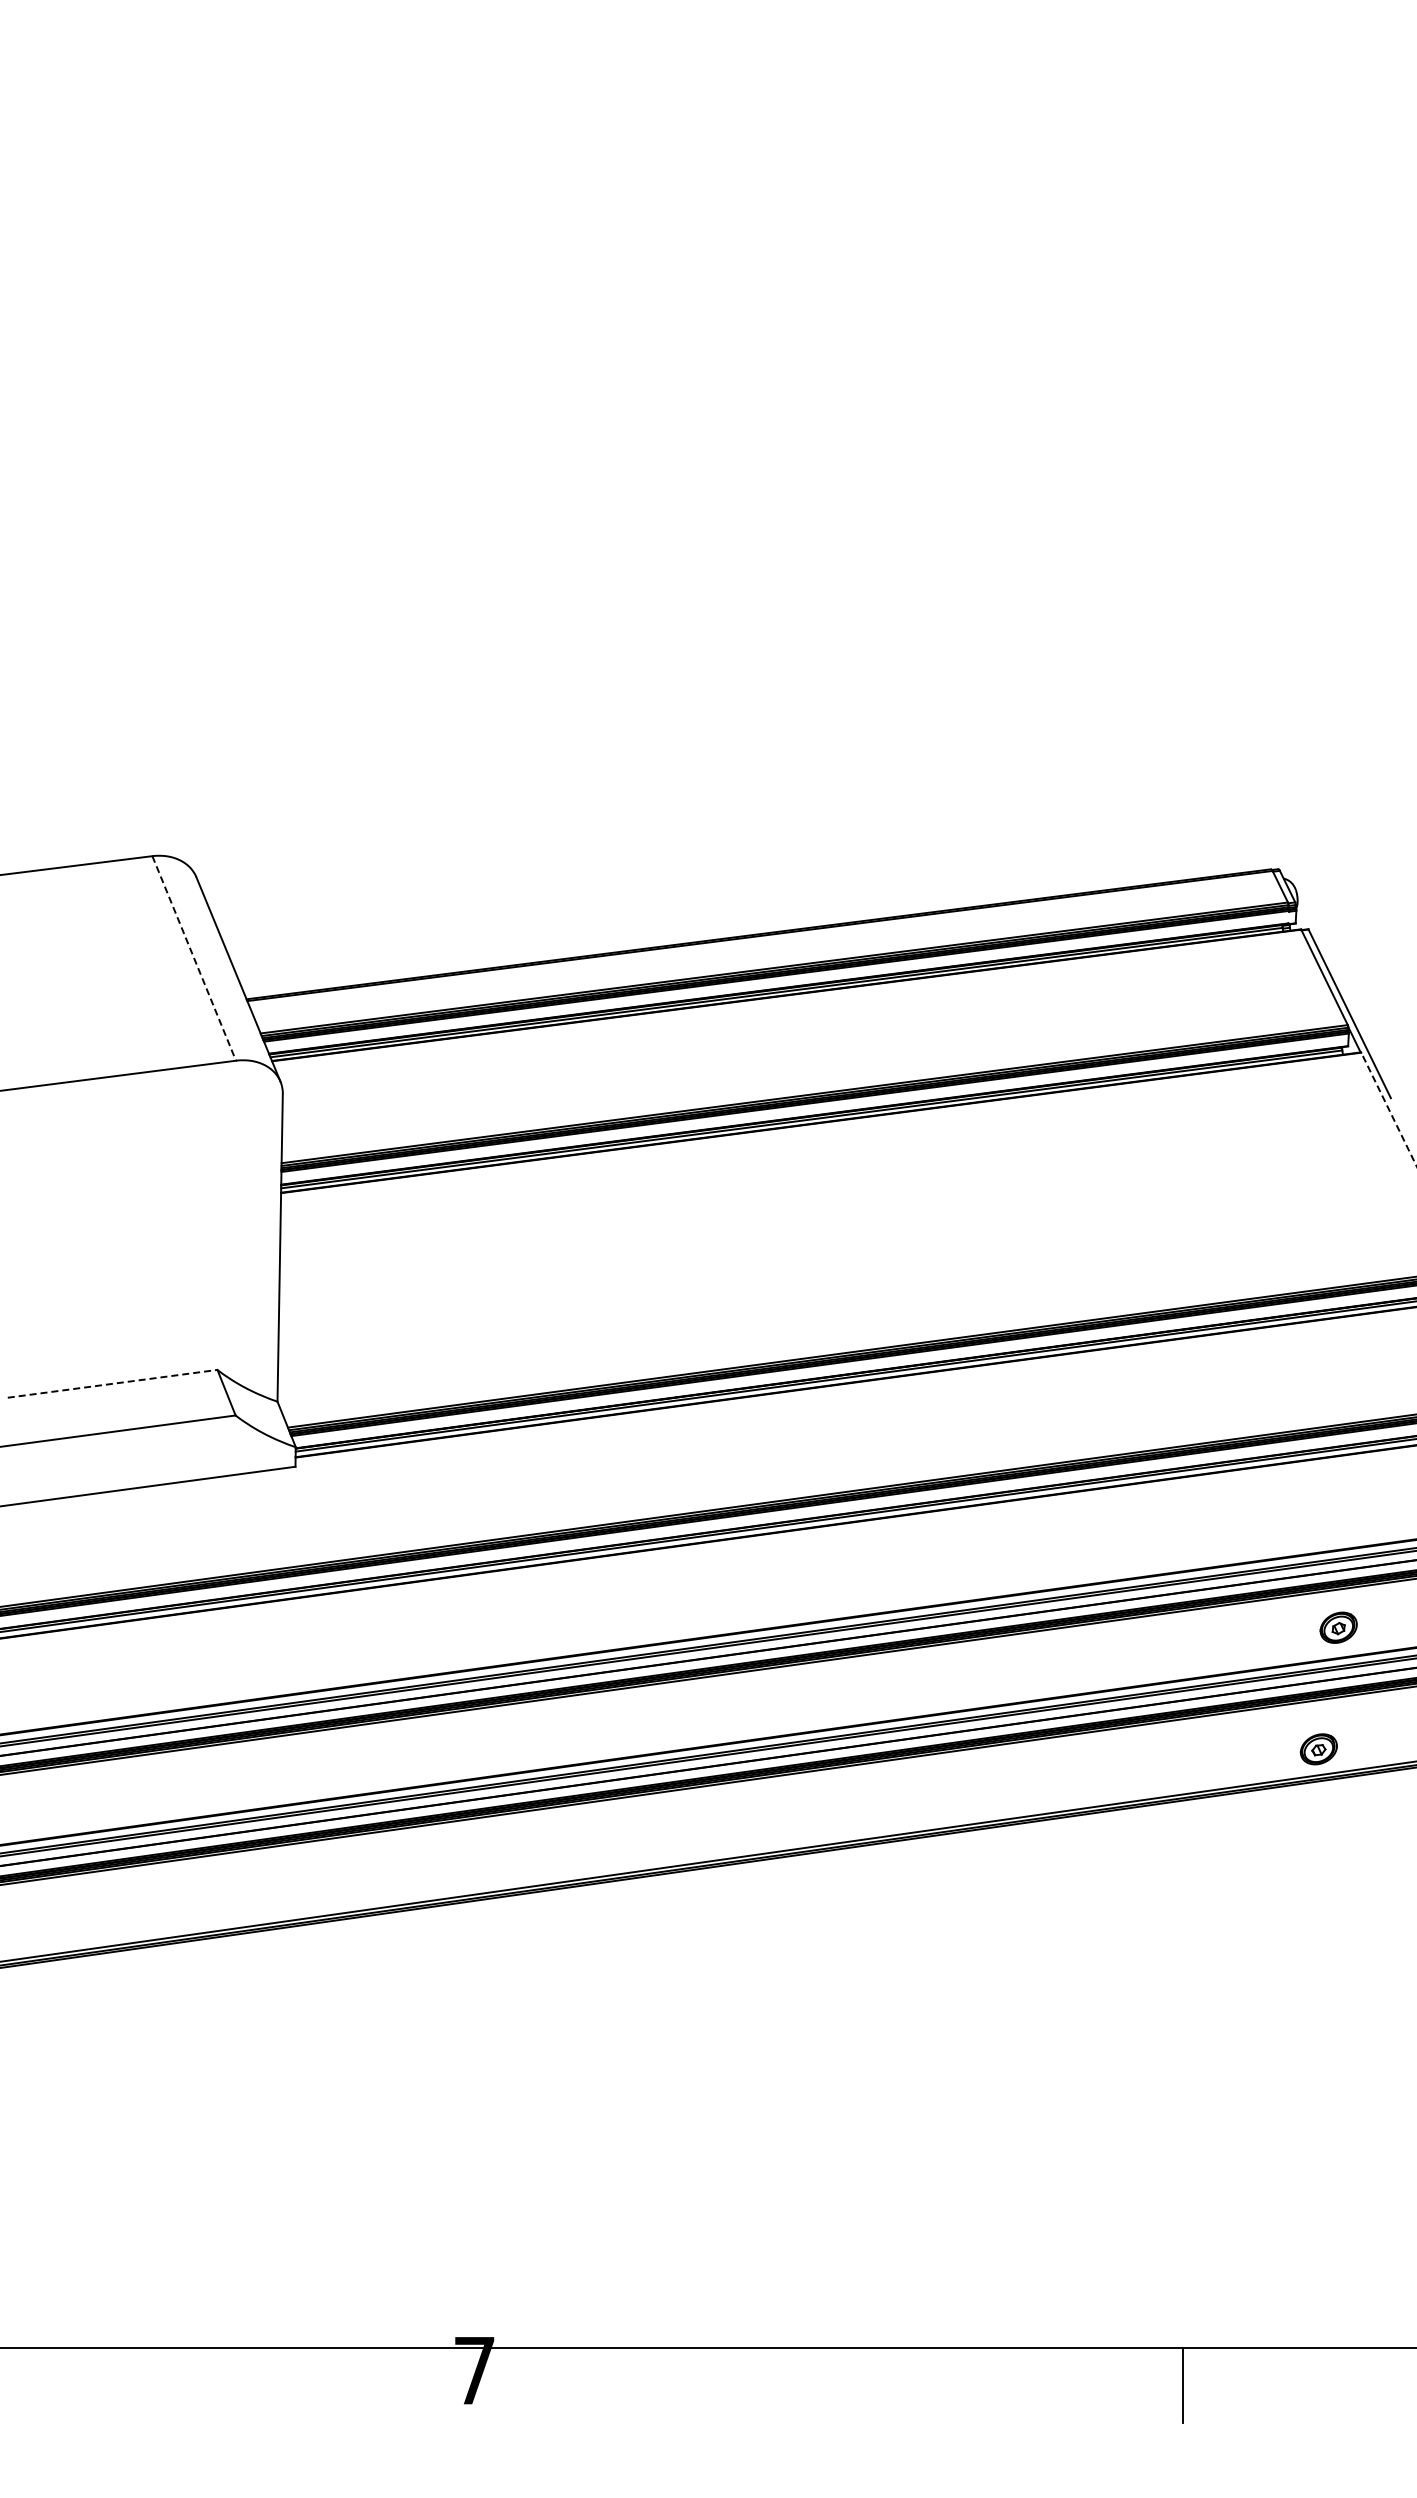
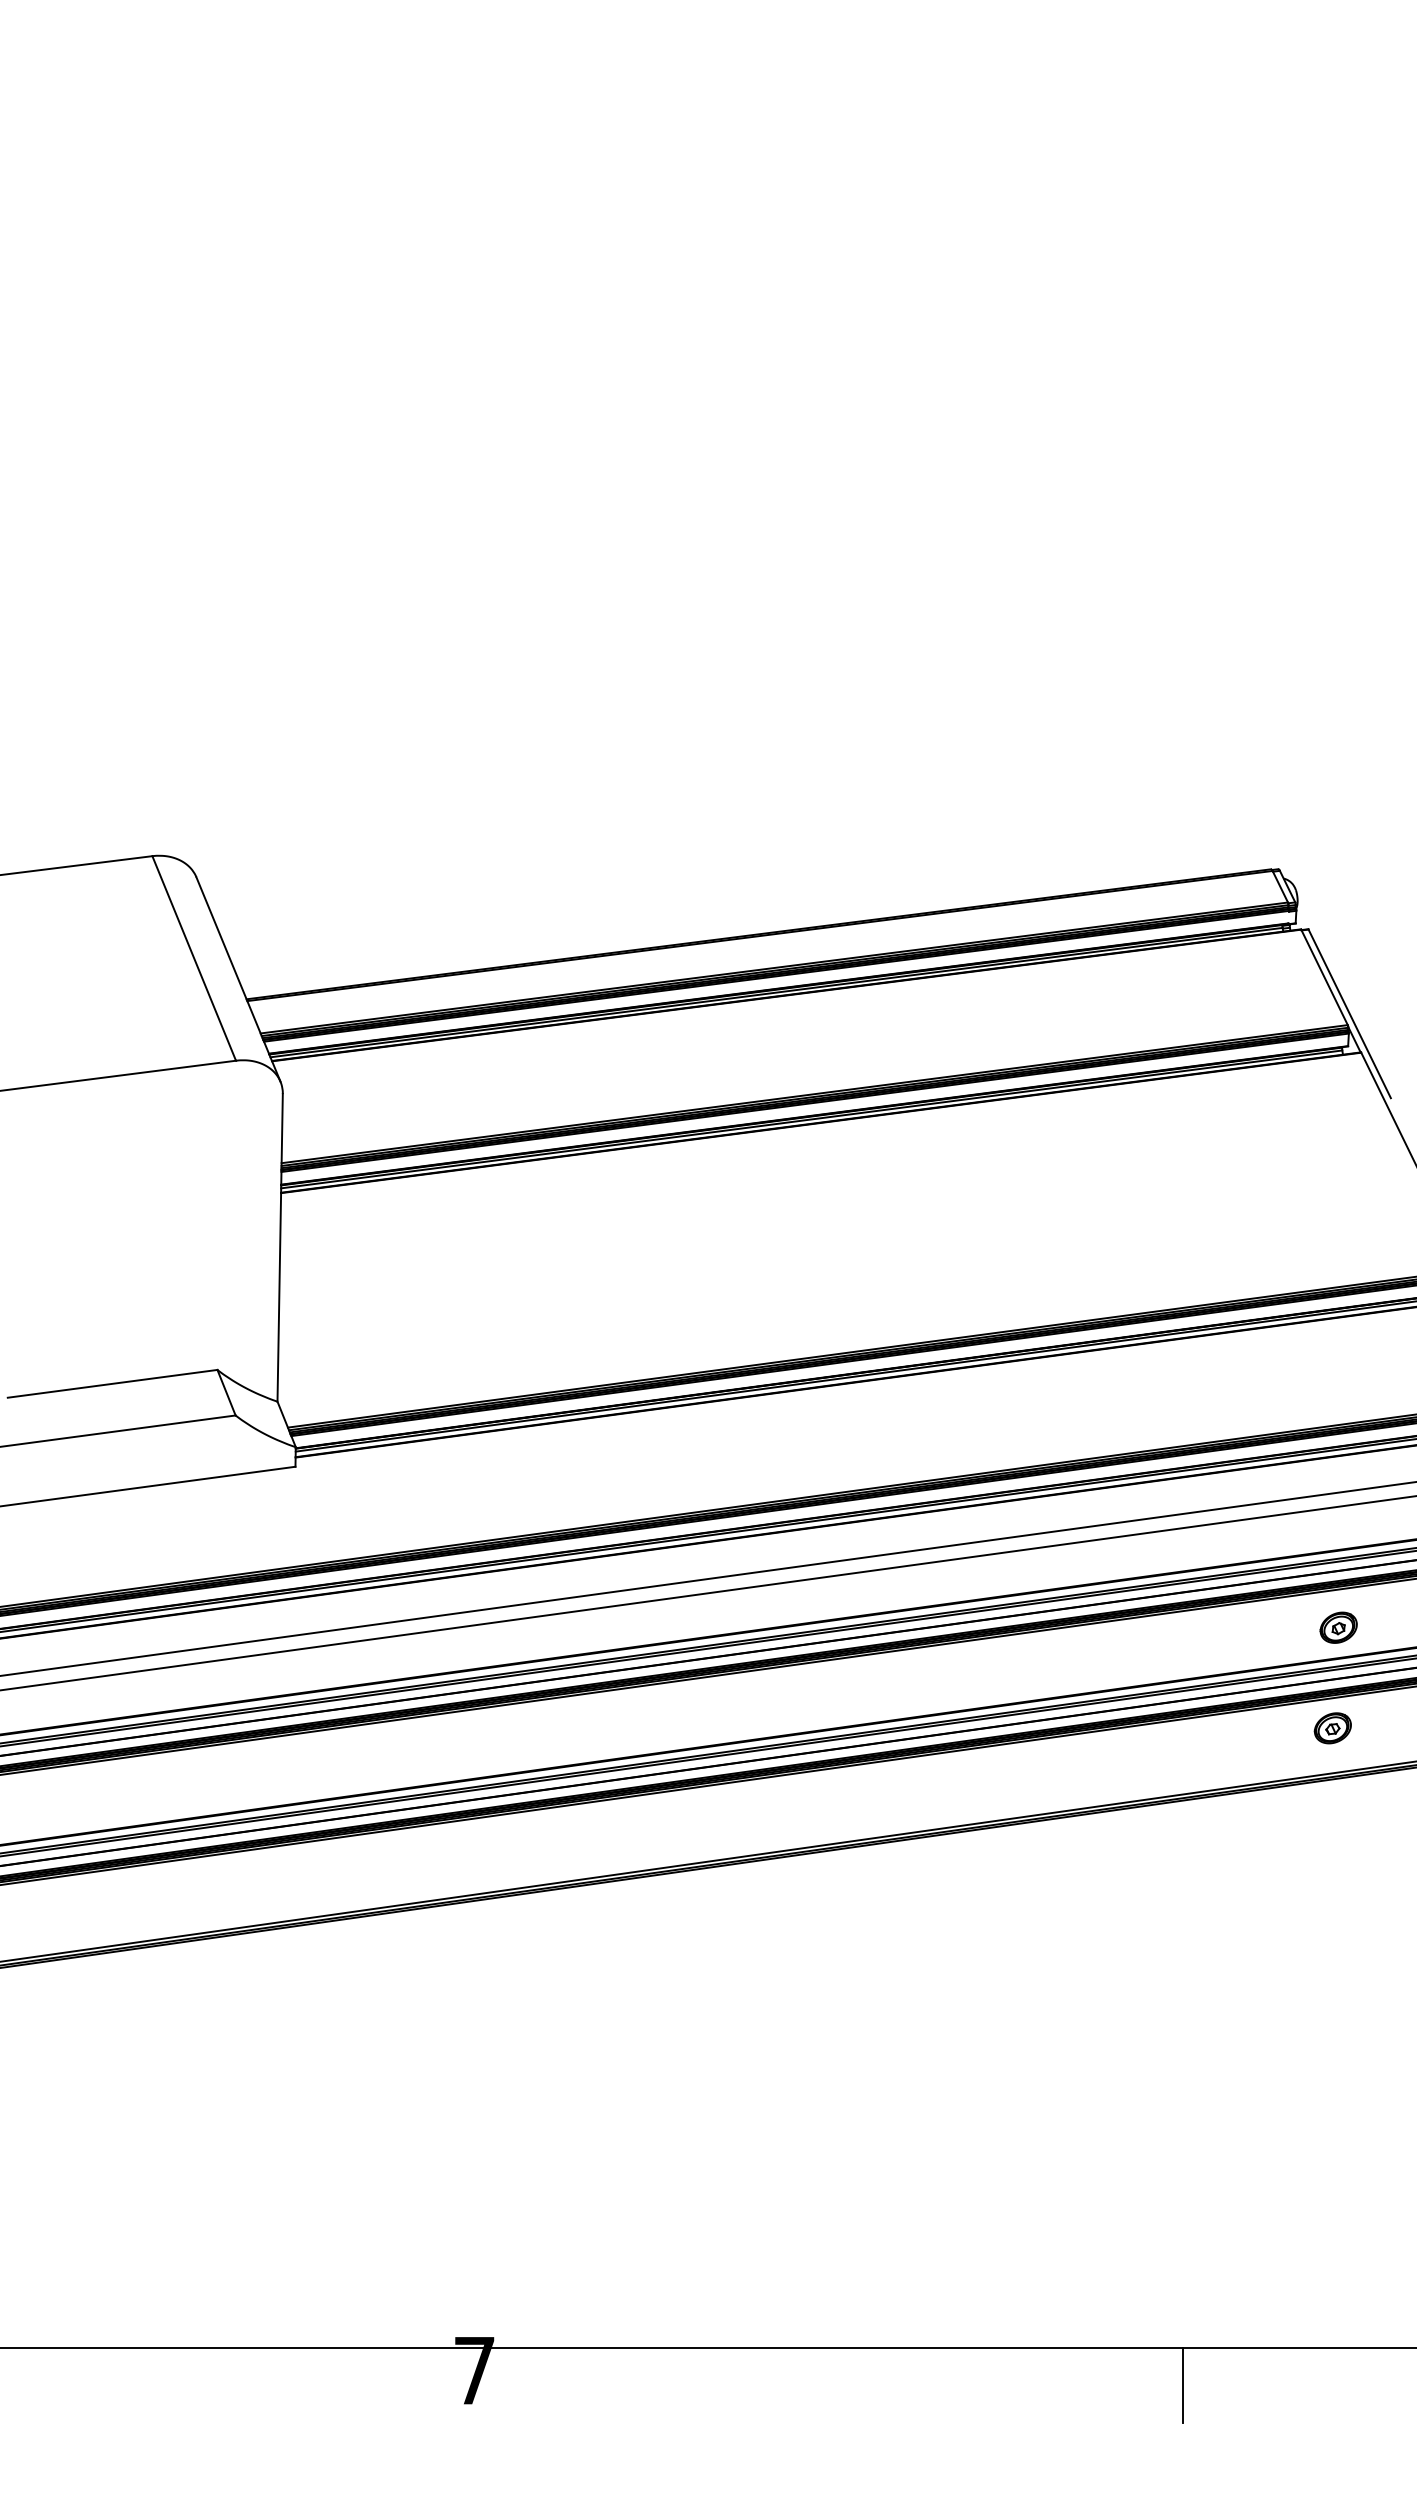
line: dashed -> solid (194, 958)
line: dashed -> solid (1388, 1109)
line: dashed -> solid (112, 1383)
line: none -> present (707, 1578)
line: none -> present (707, 1593)
part position: (1318, 1749) -> (1332, 1728) (1332, 1728)
